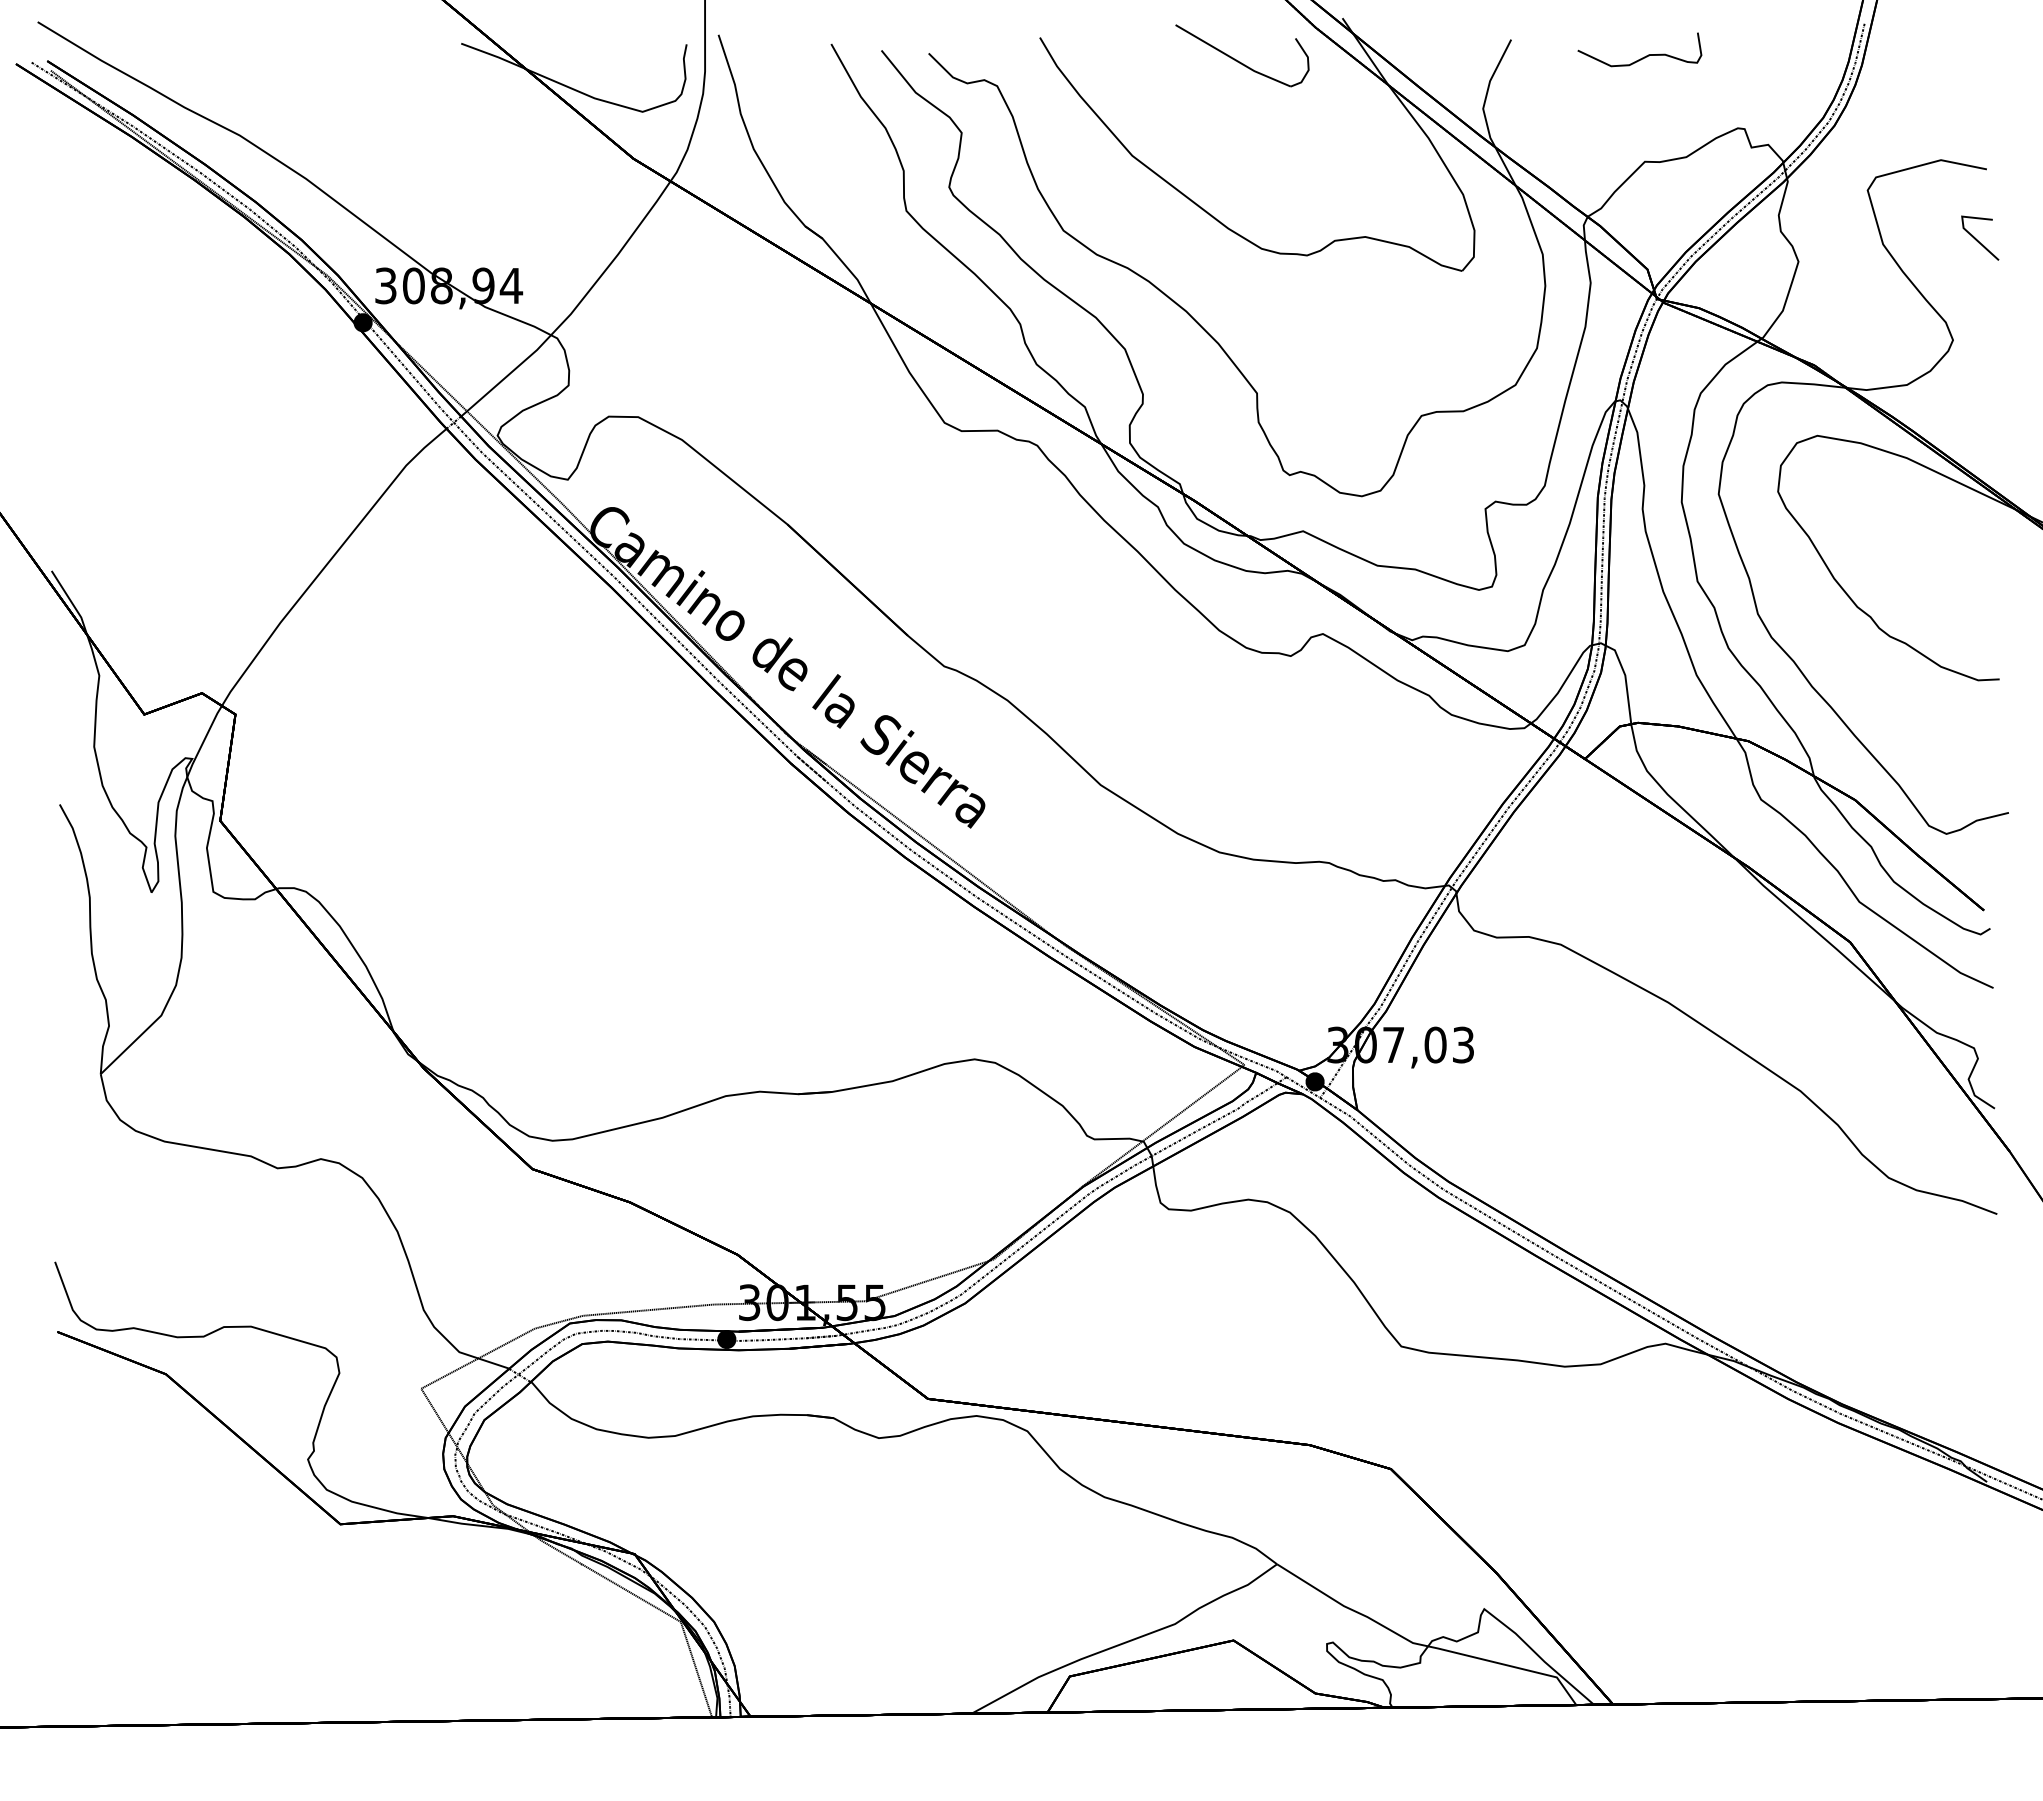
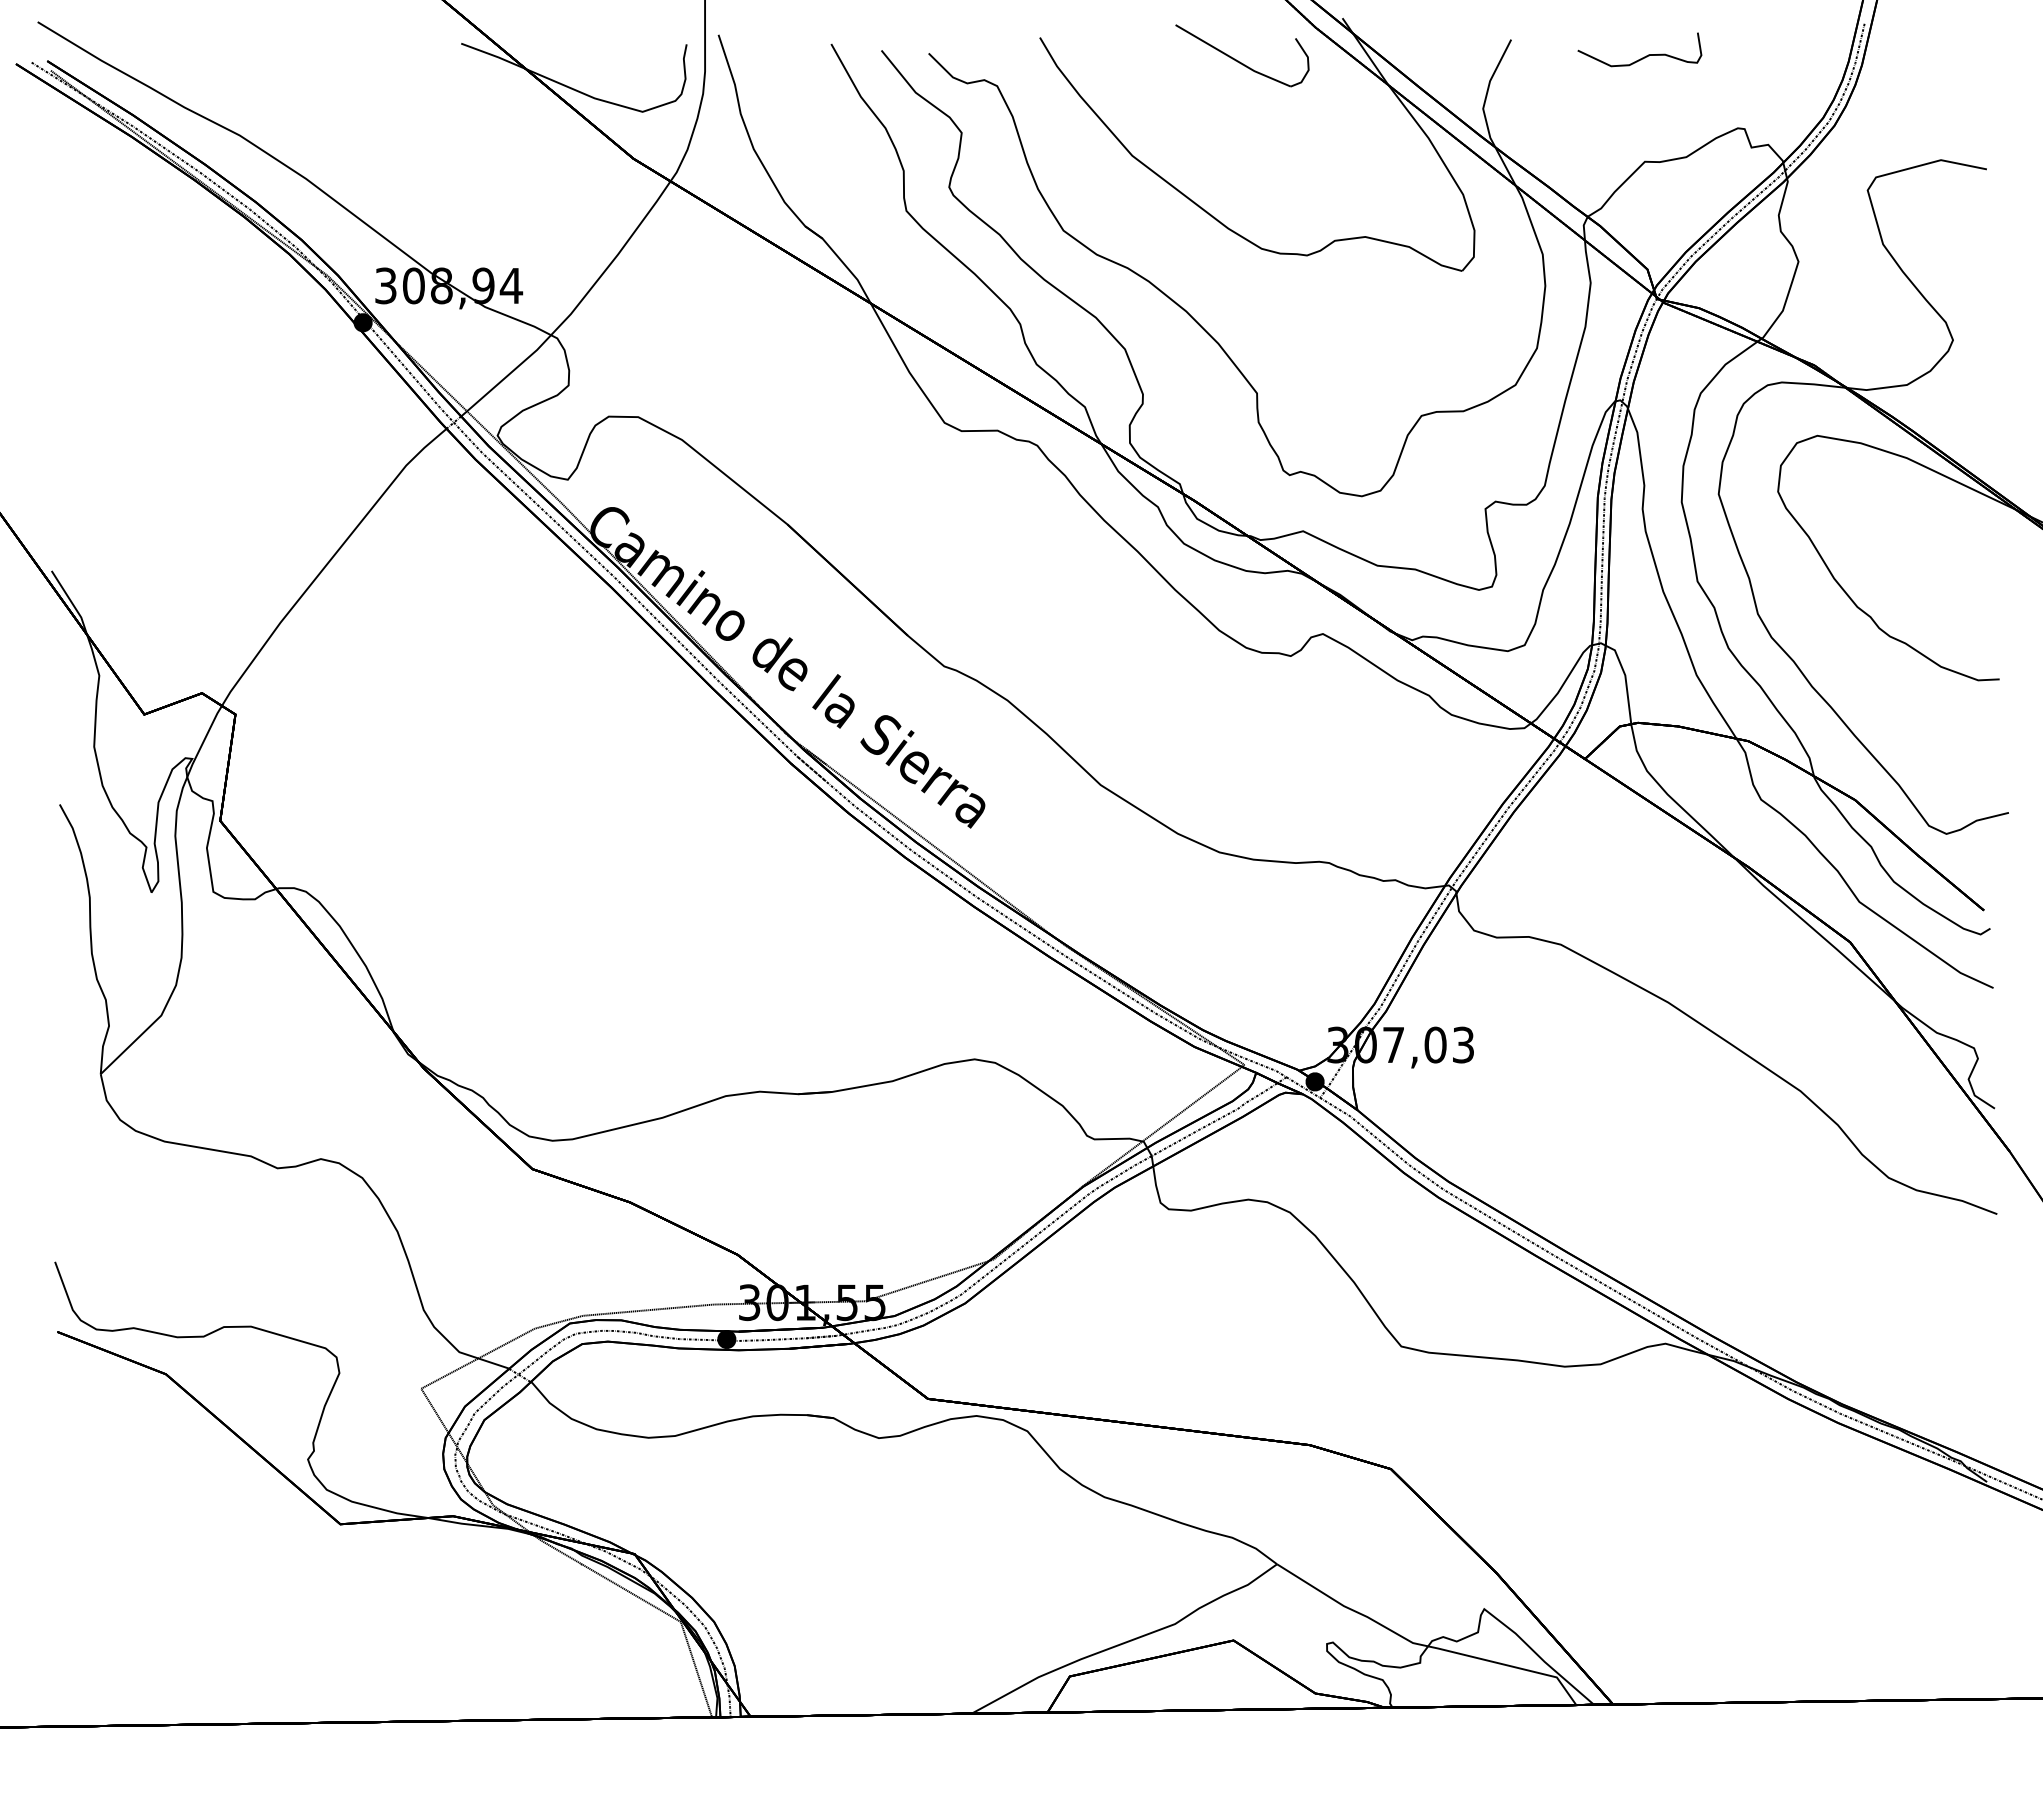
line: present -> none (1977, 239)
